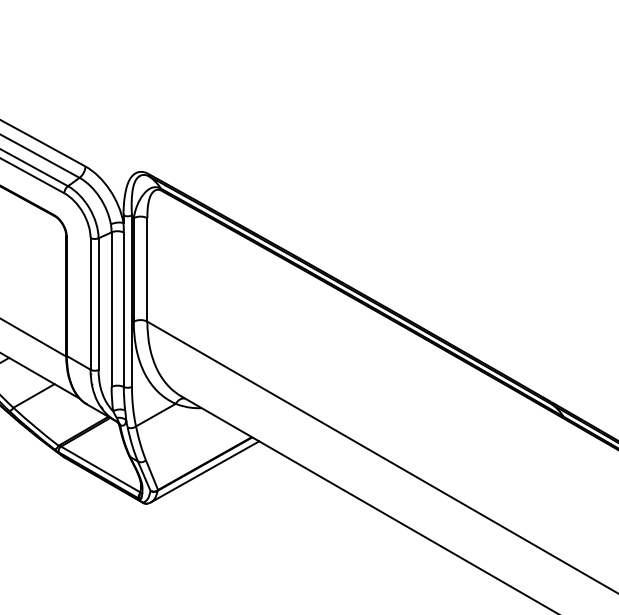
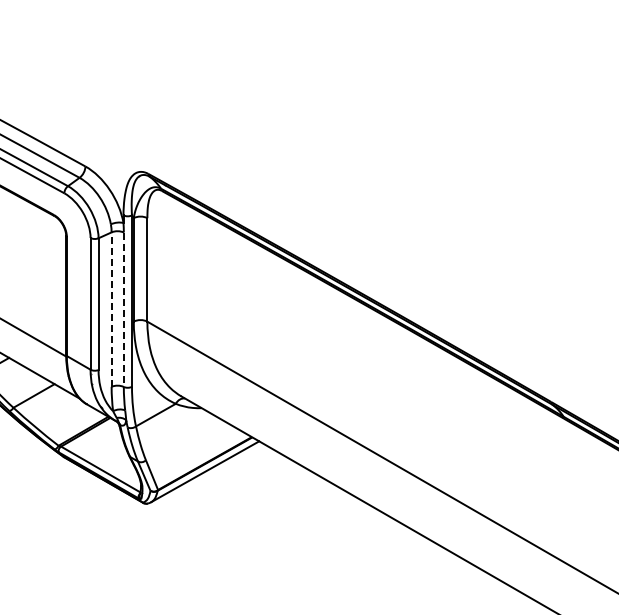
line: solid -> dashed (111, 309)
line: solid -> dashed (123, 310)
